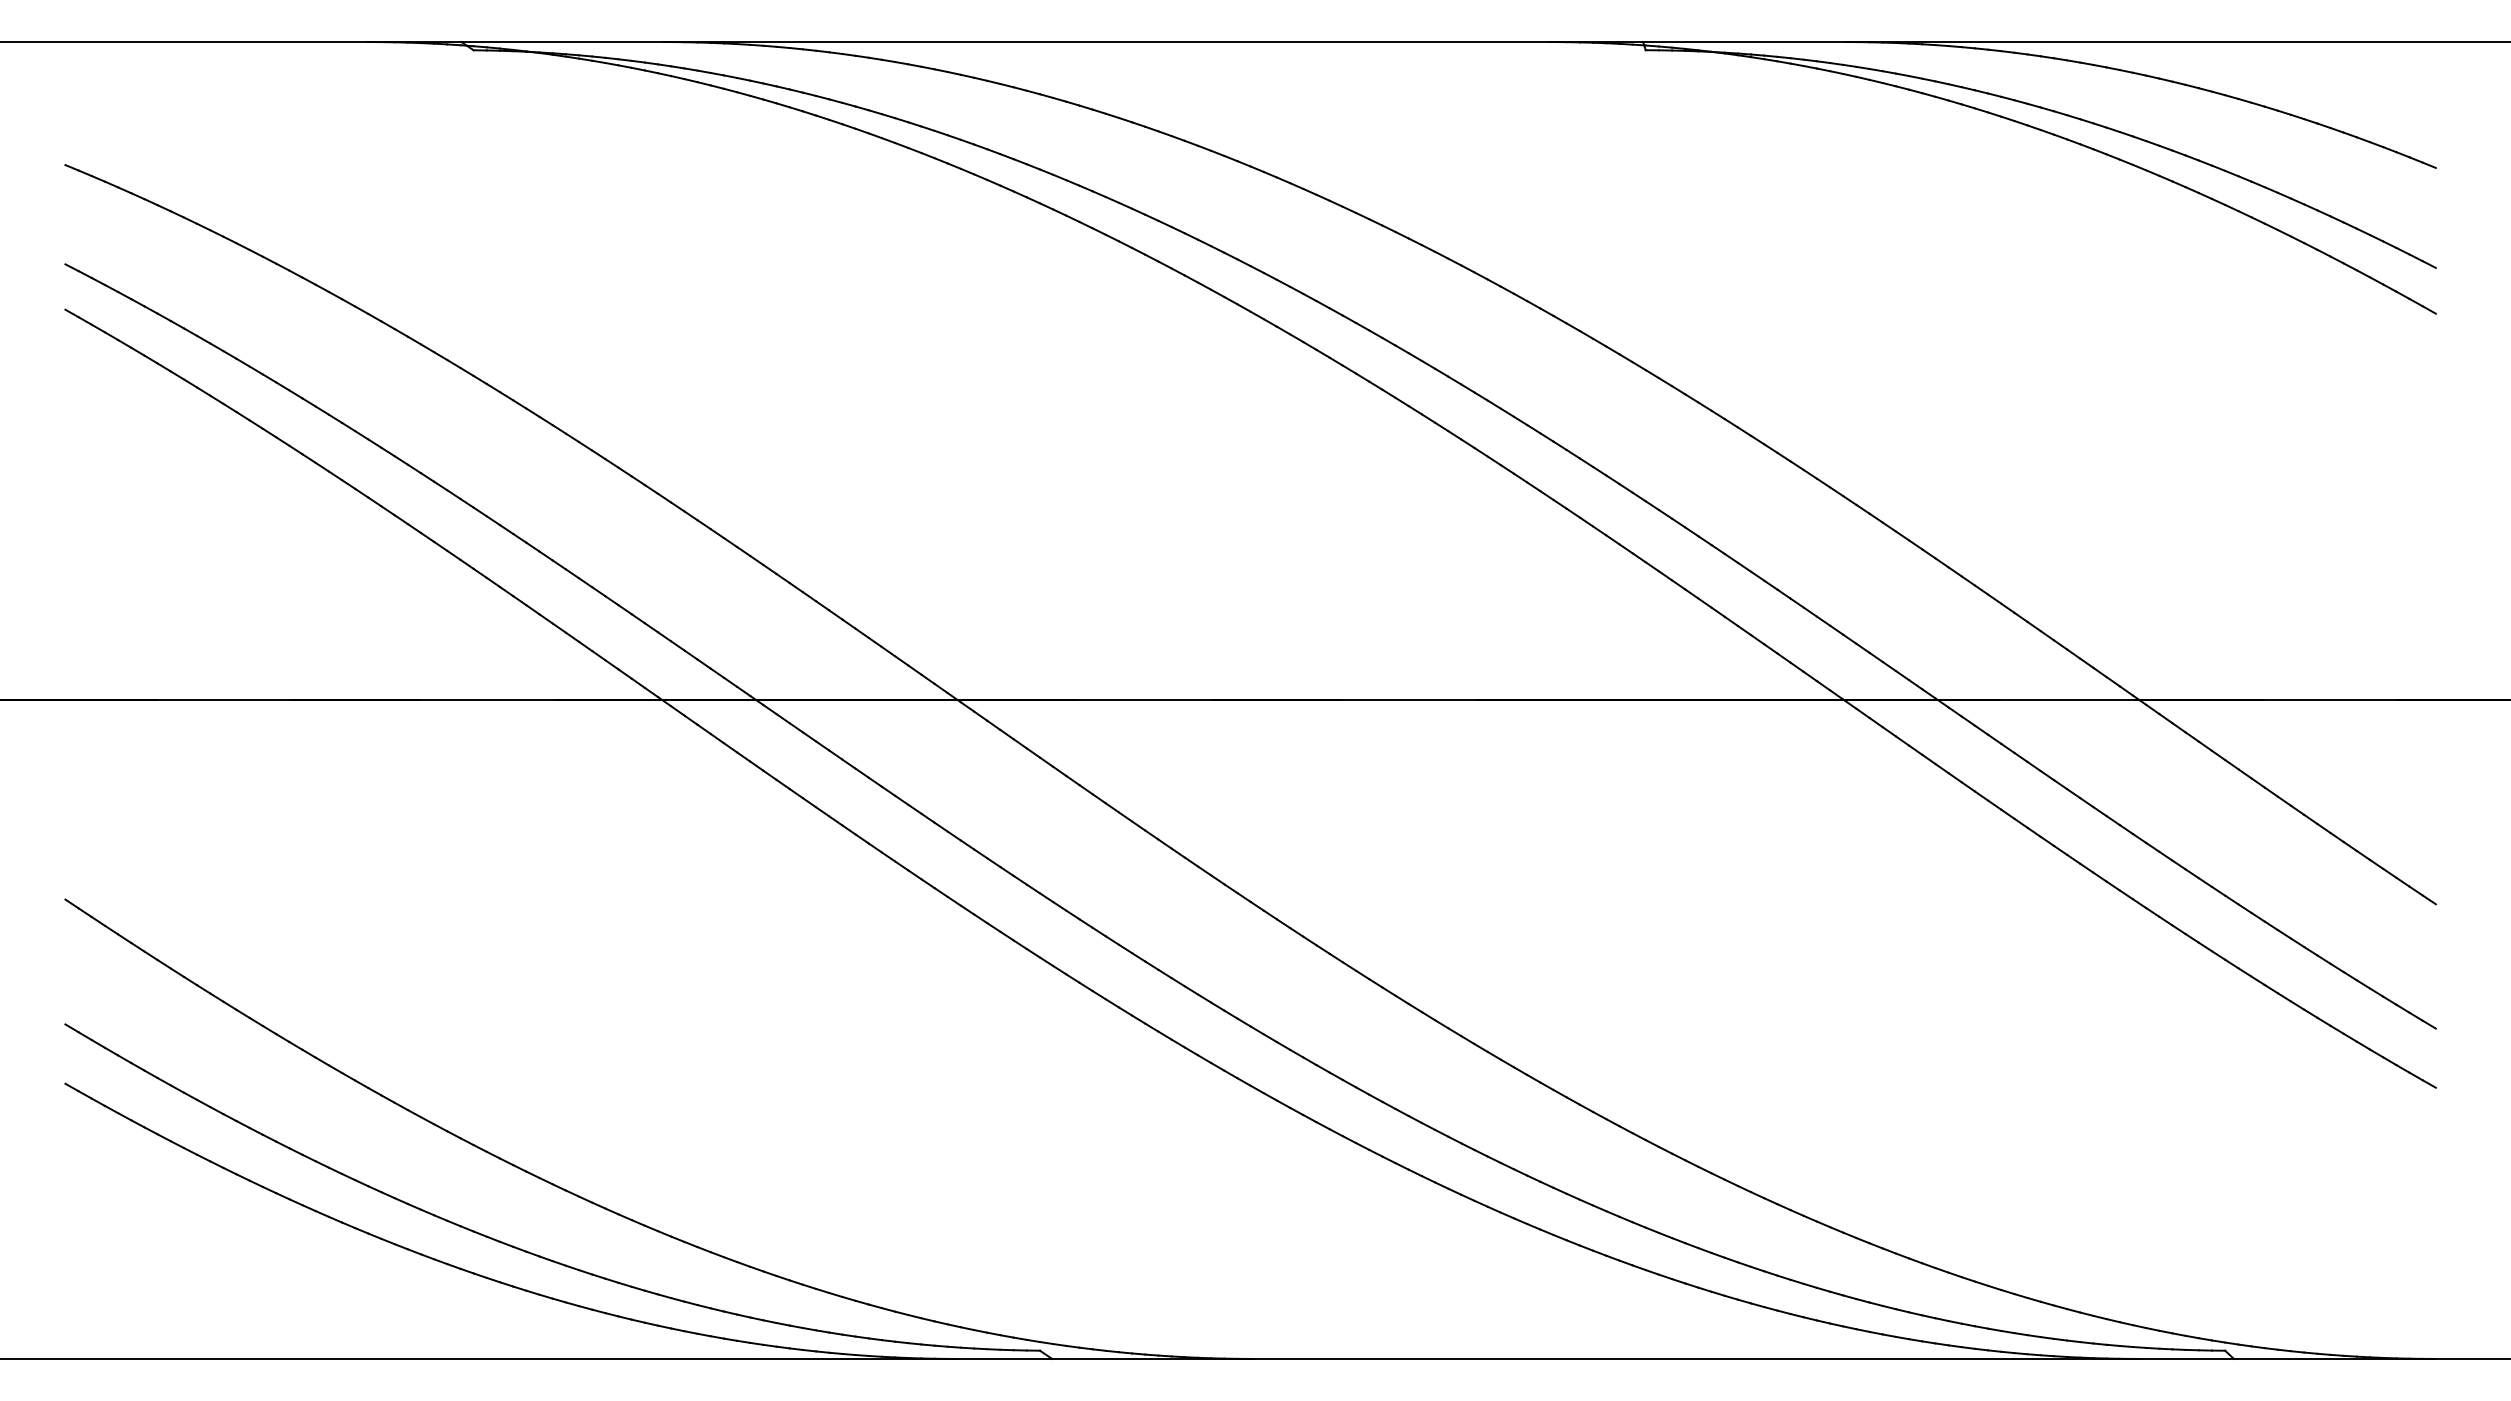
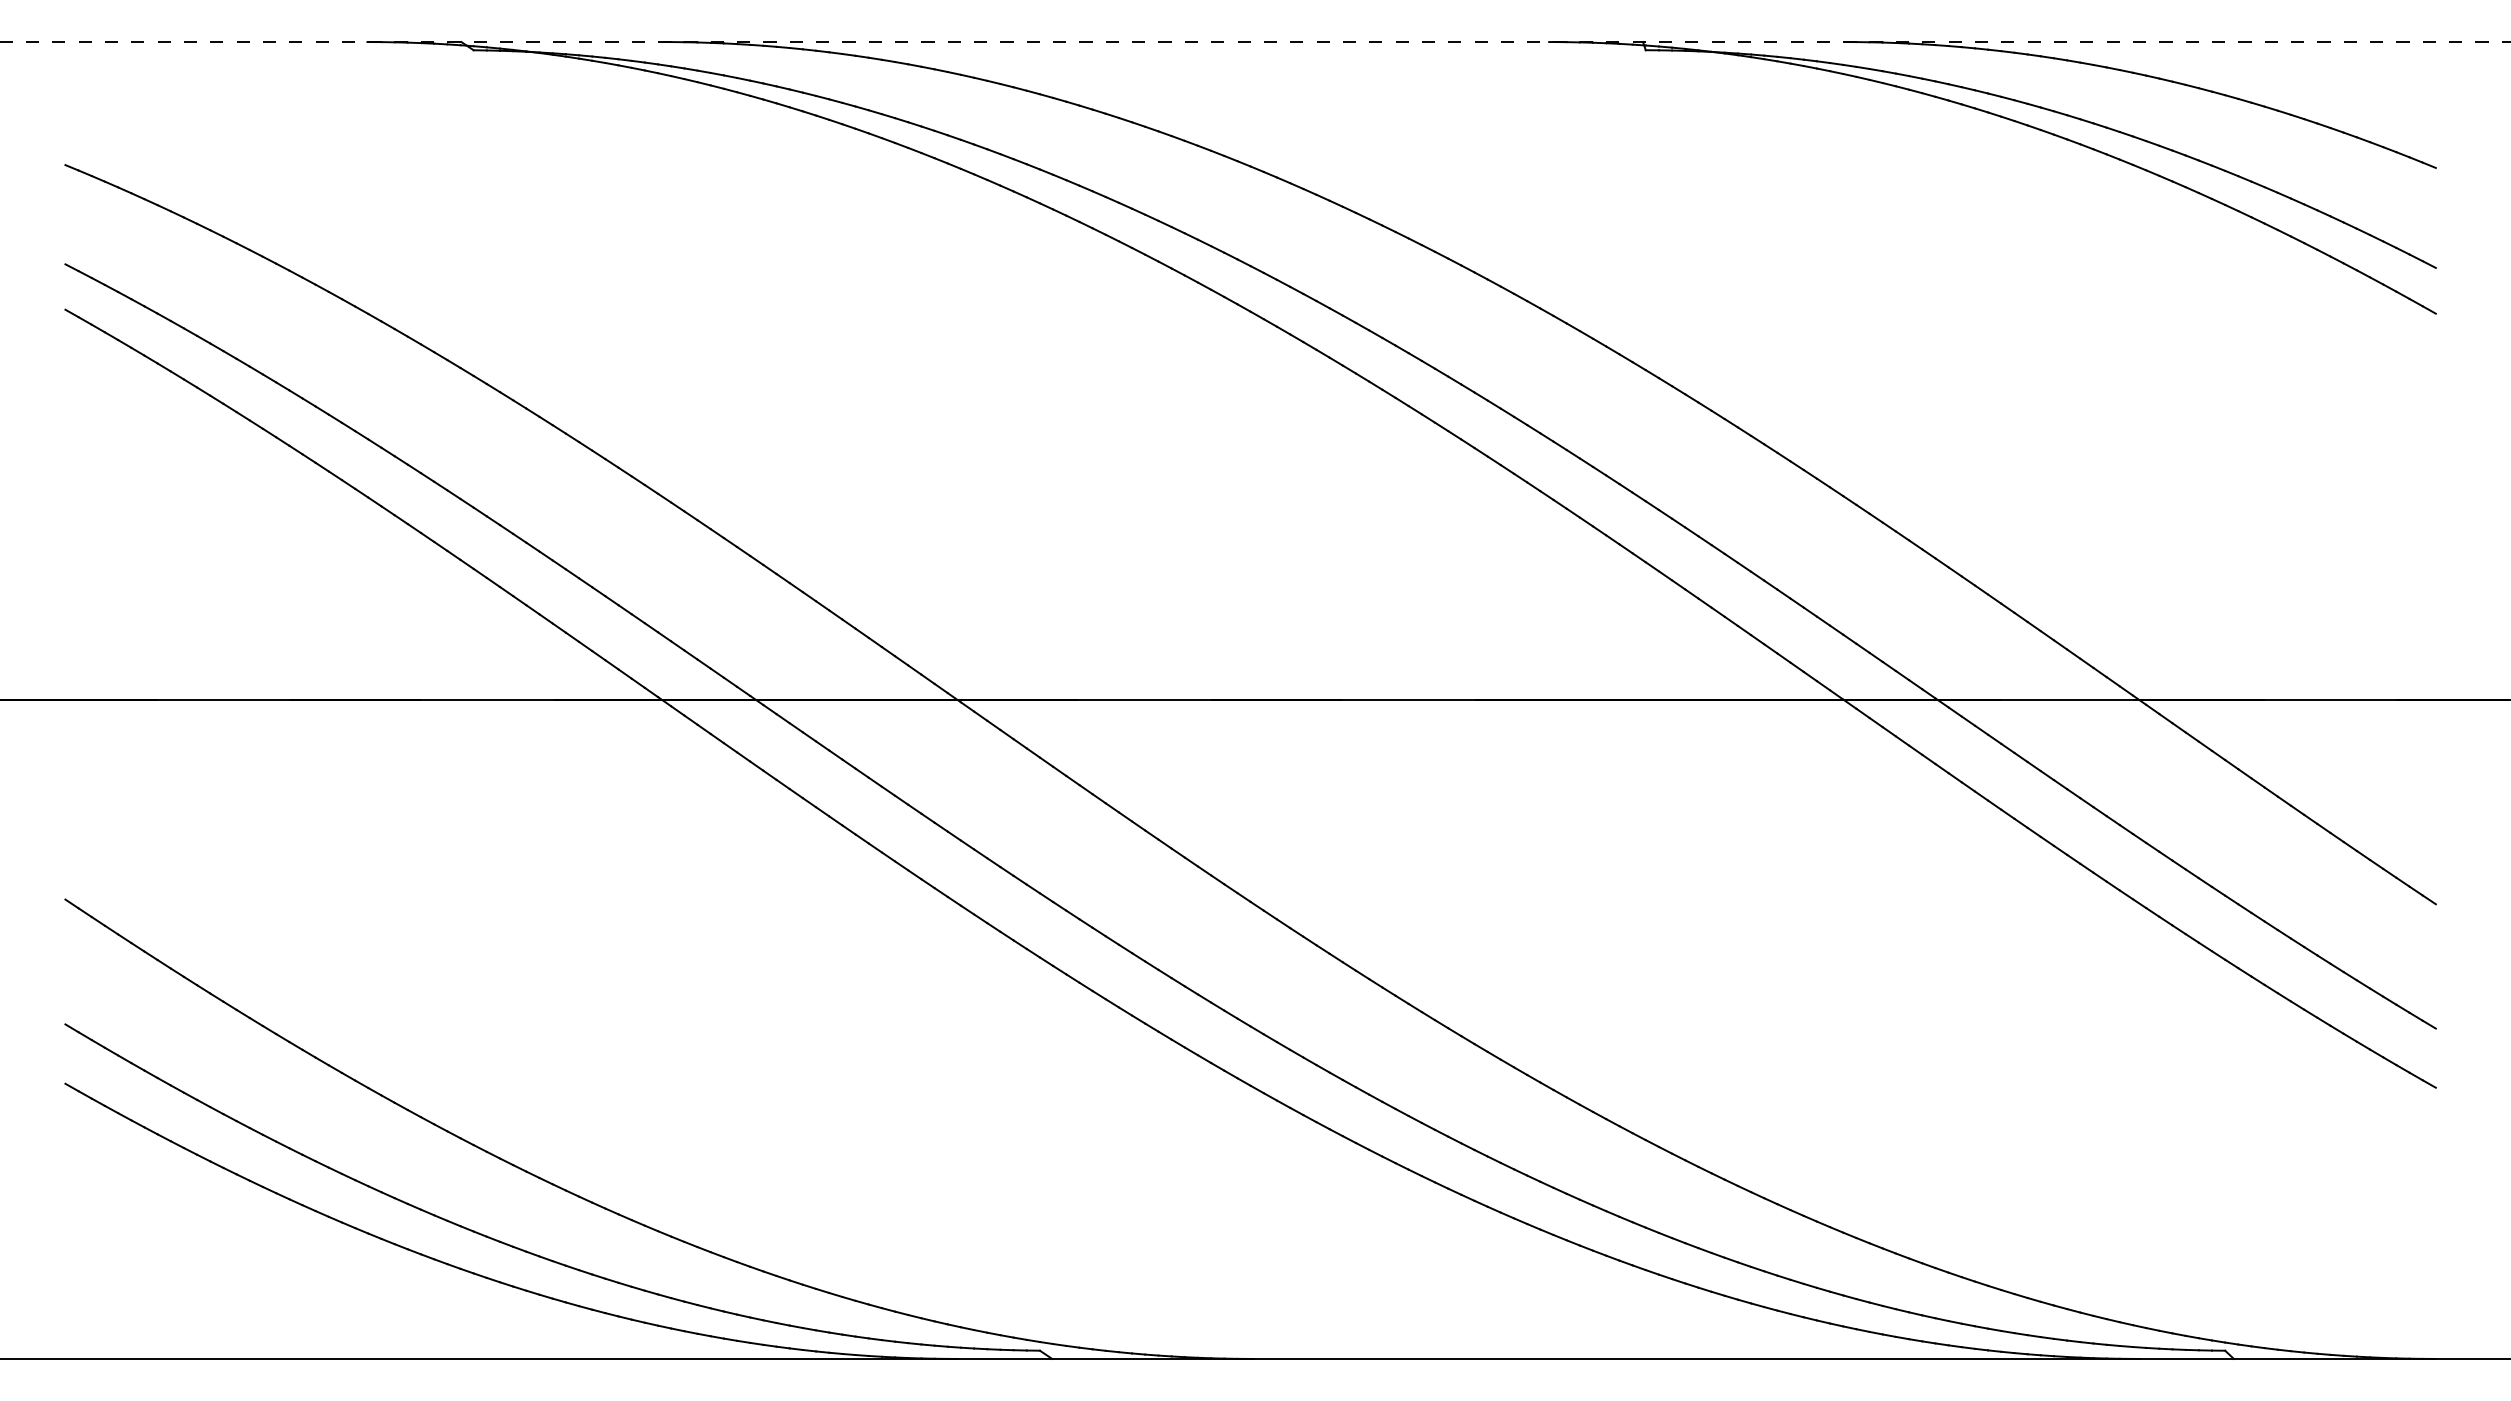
line: solid -> dashed (1254, 42)
